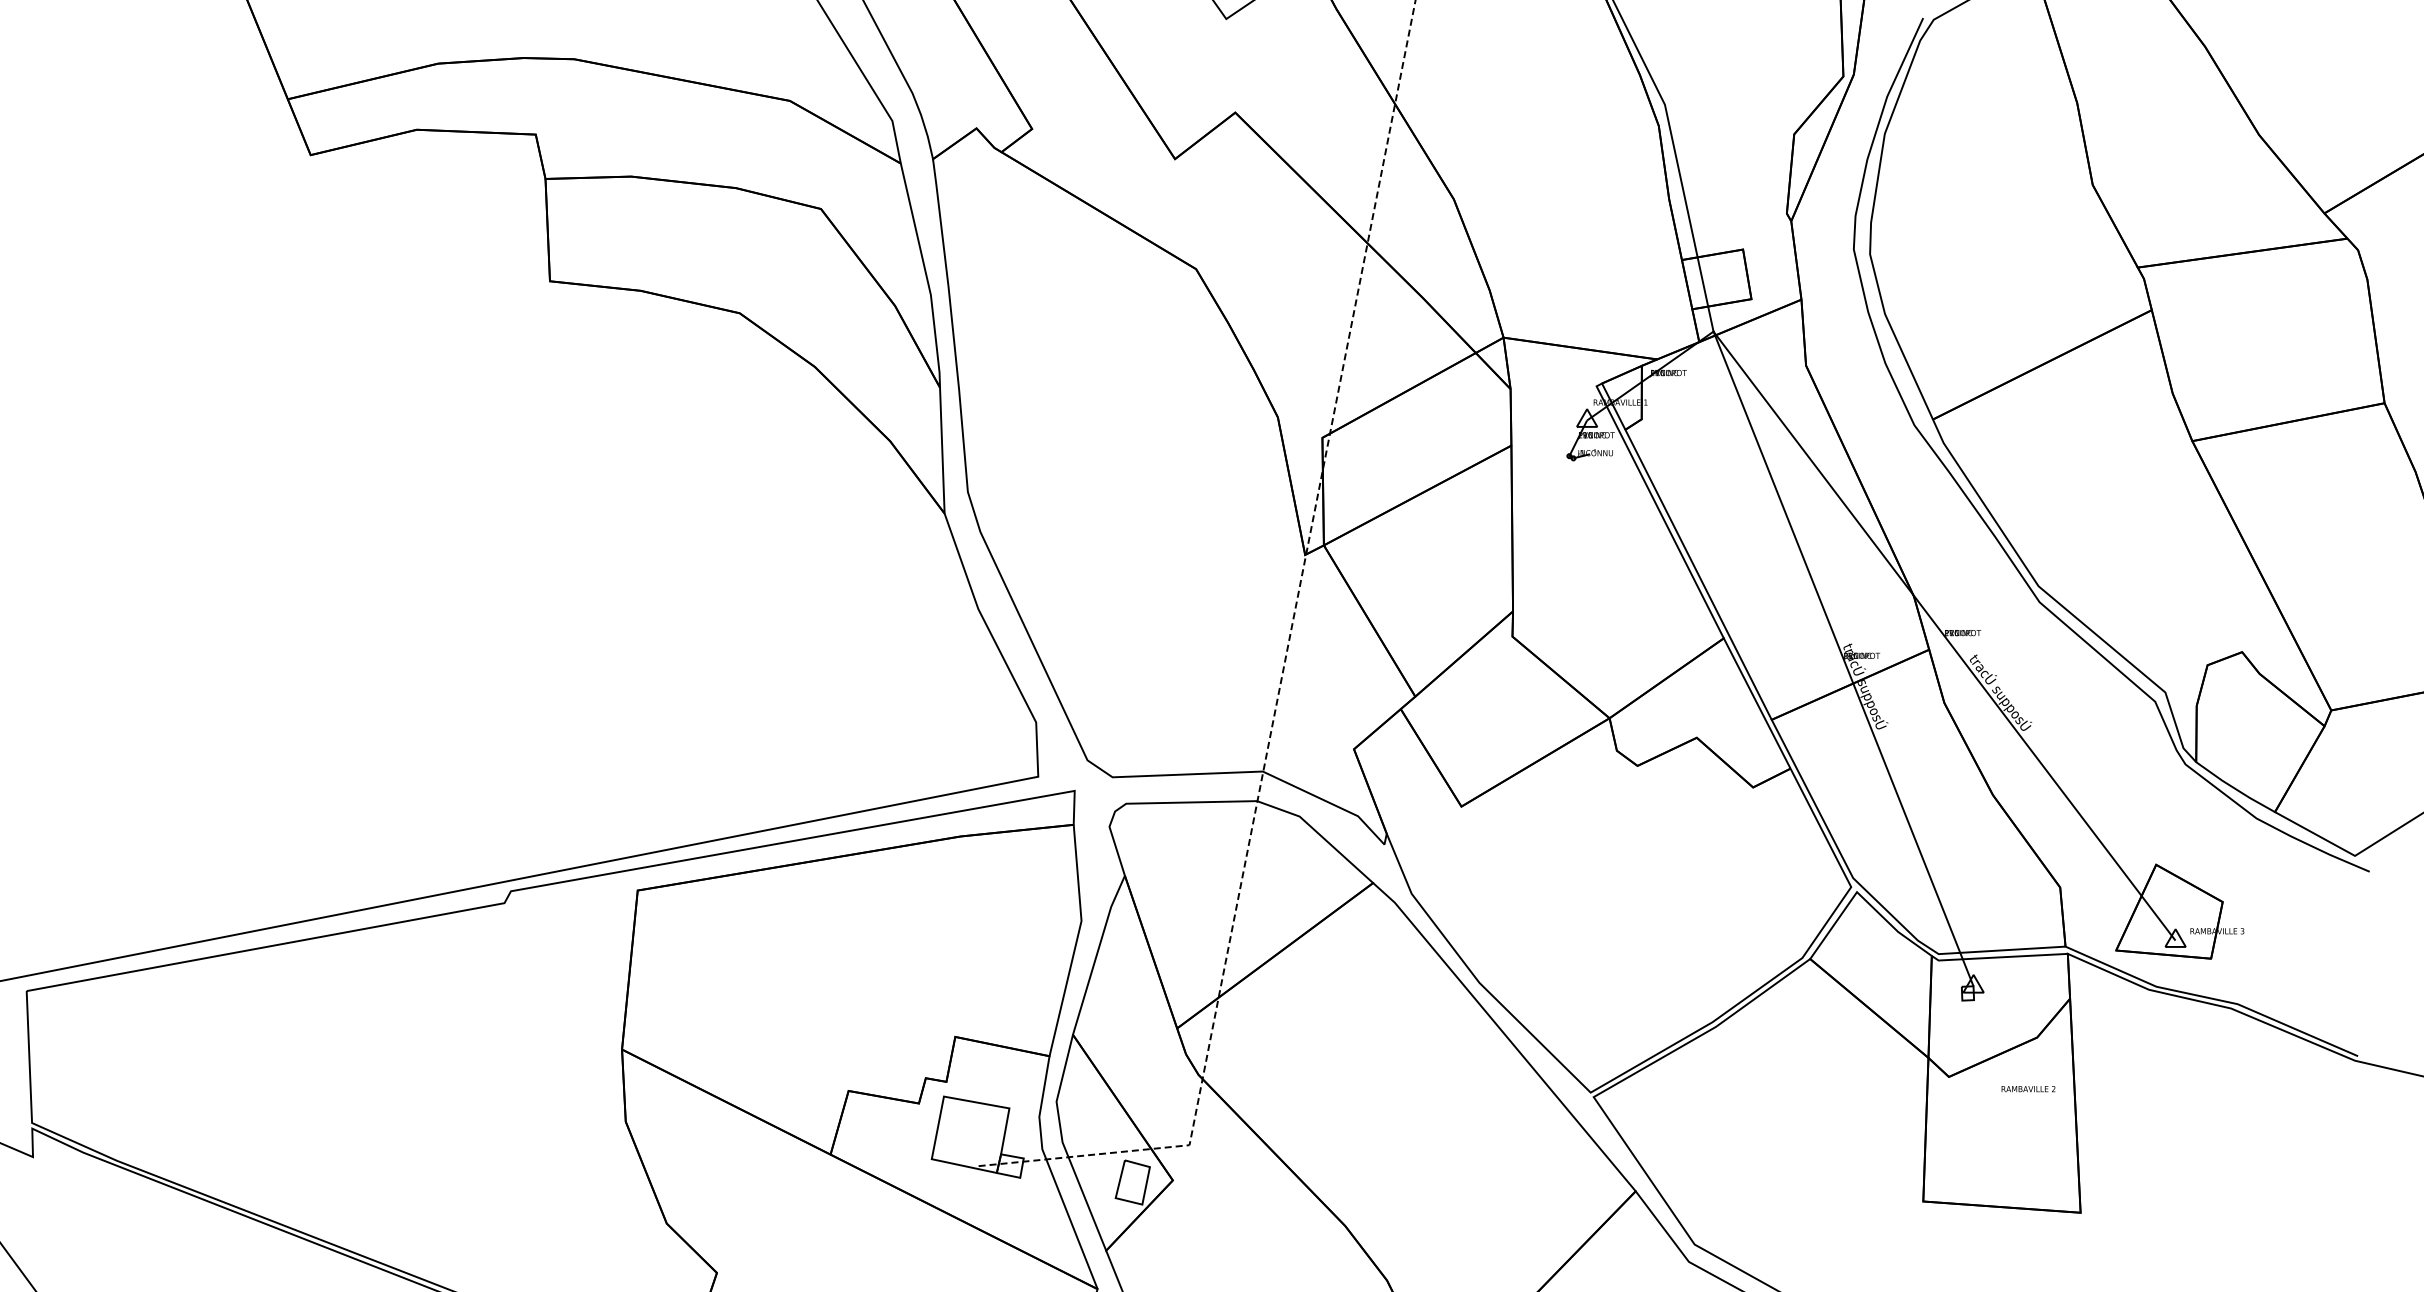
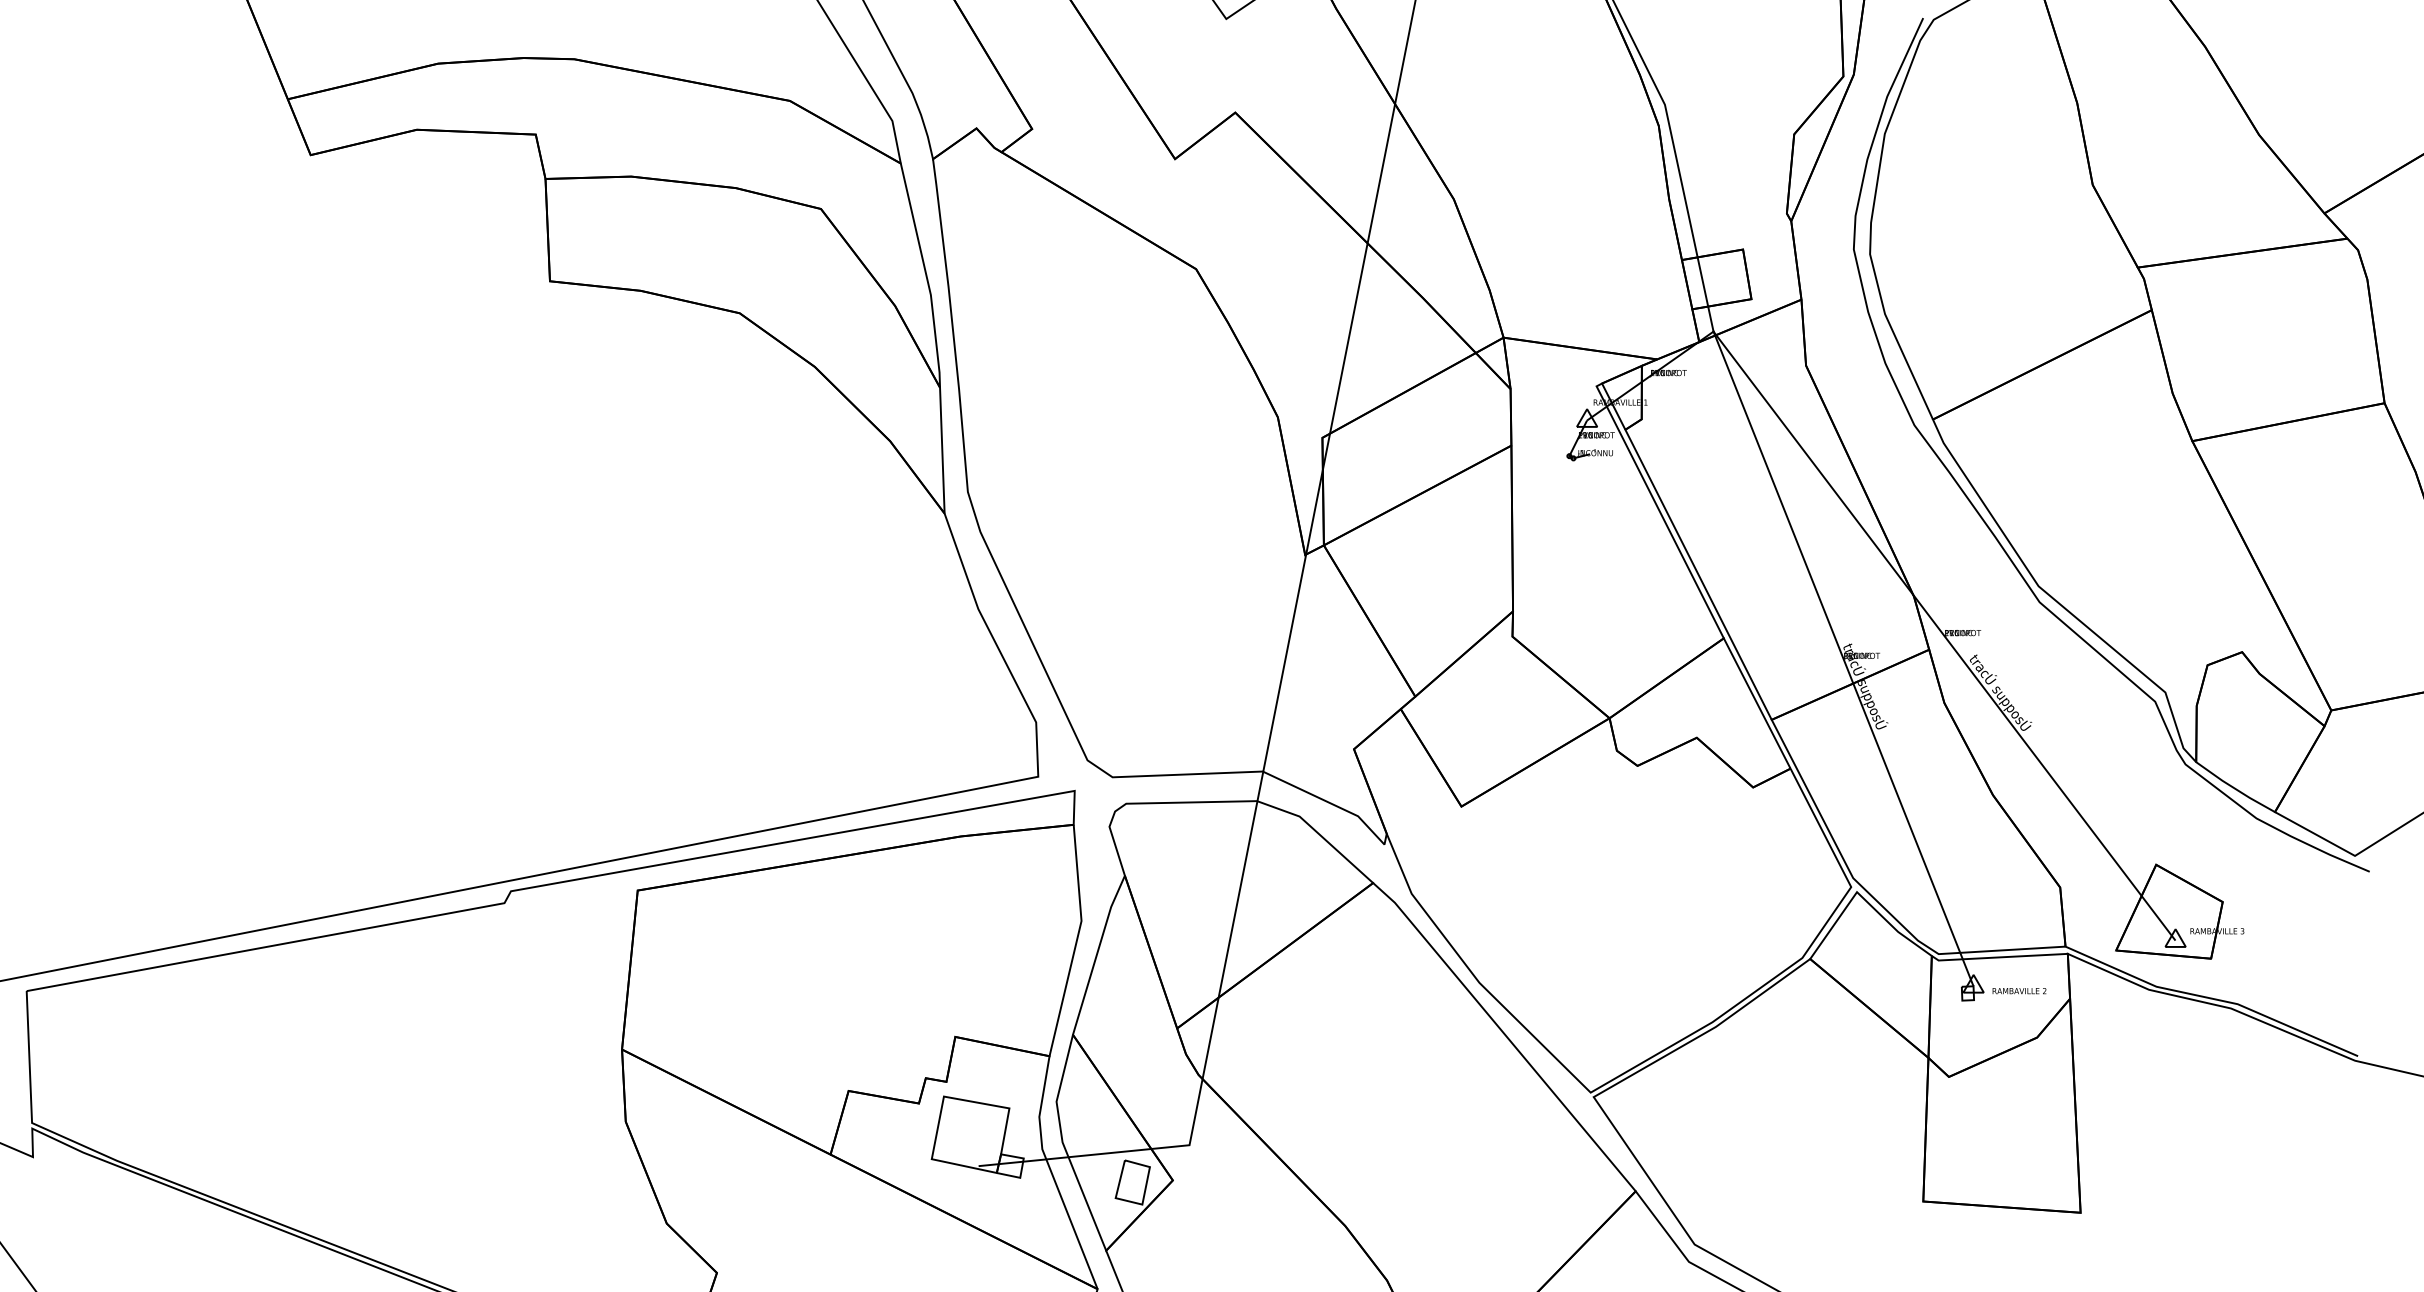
line: dashed -> solid (1281, 677)
text position: (2028, 1089) -> (2019, 991) (2019, 991)
